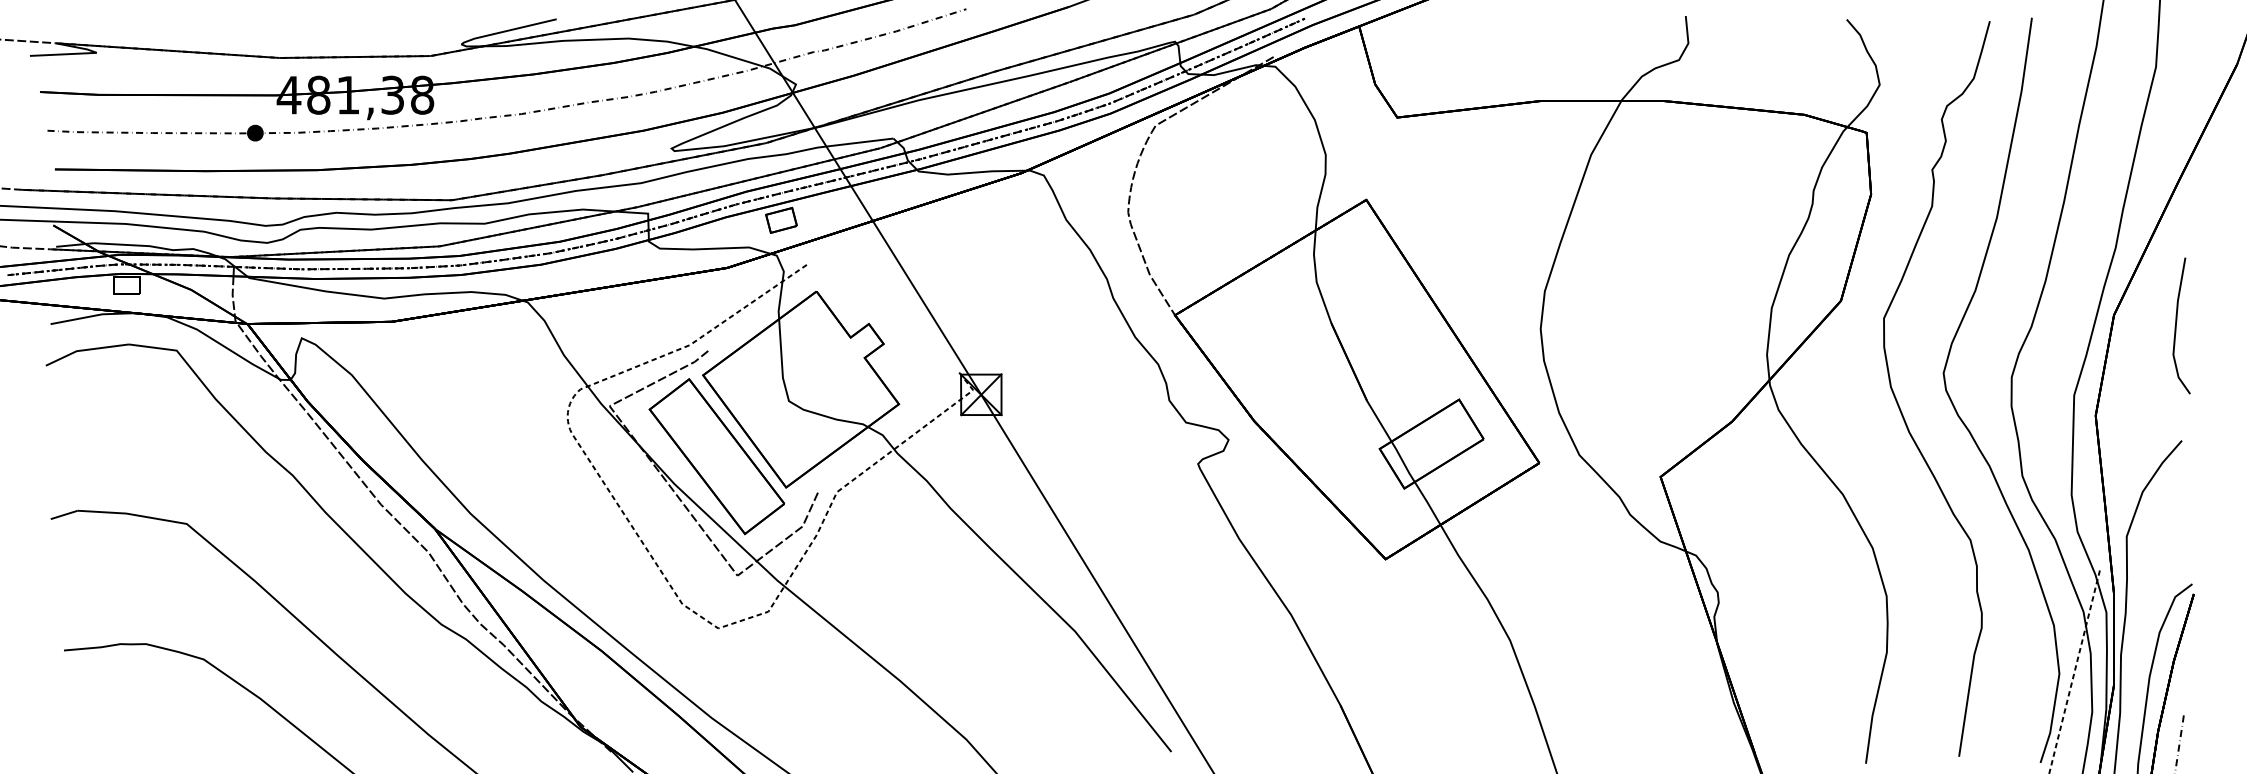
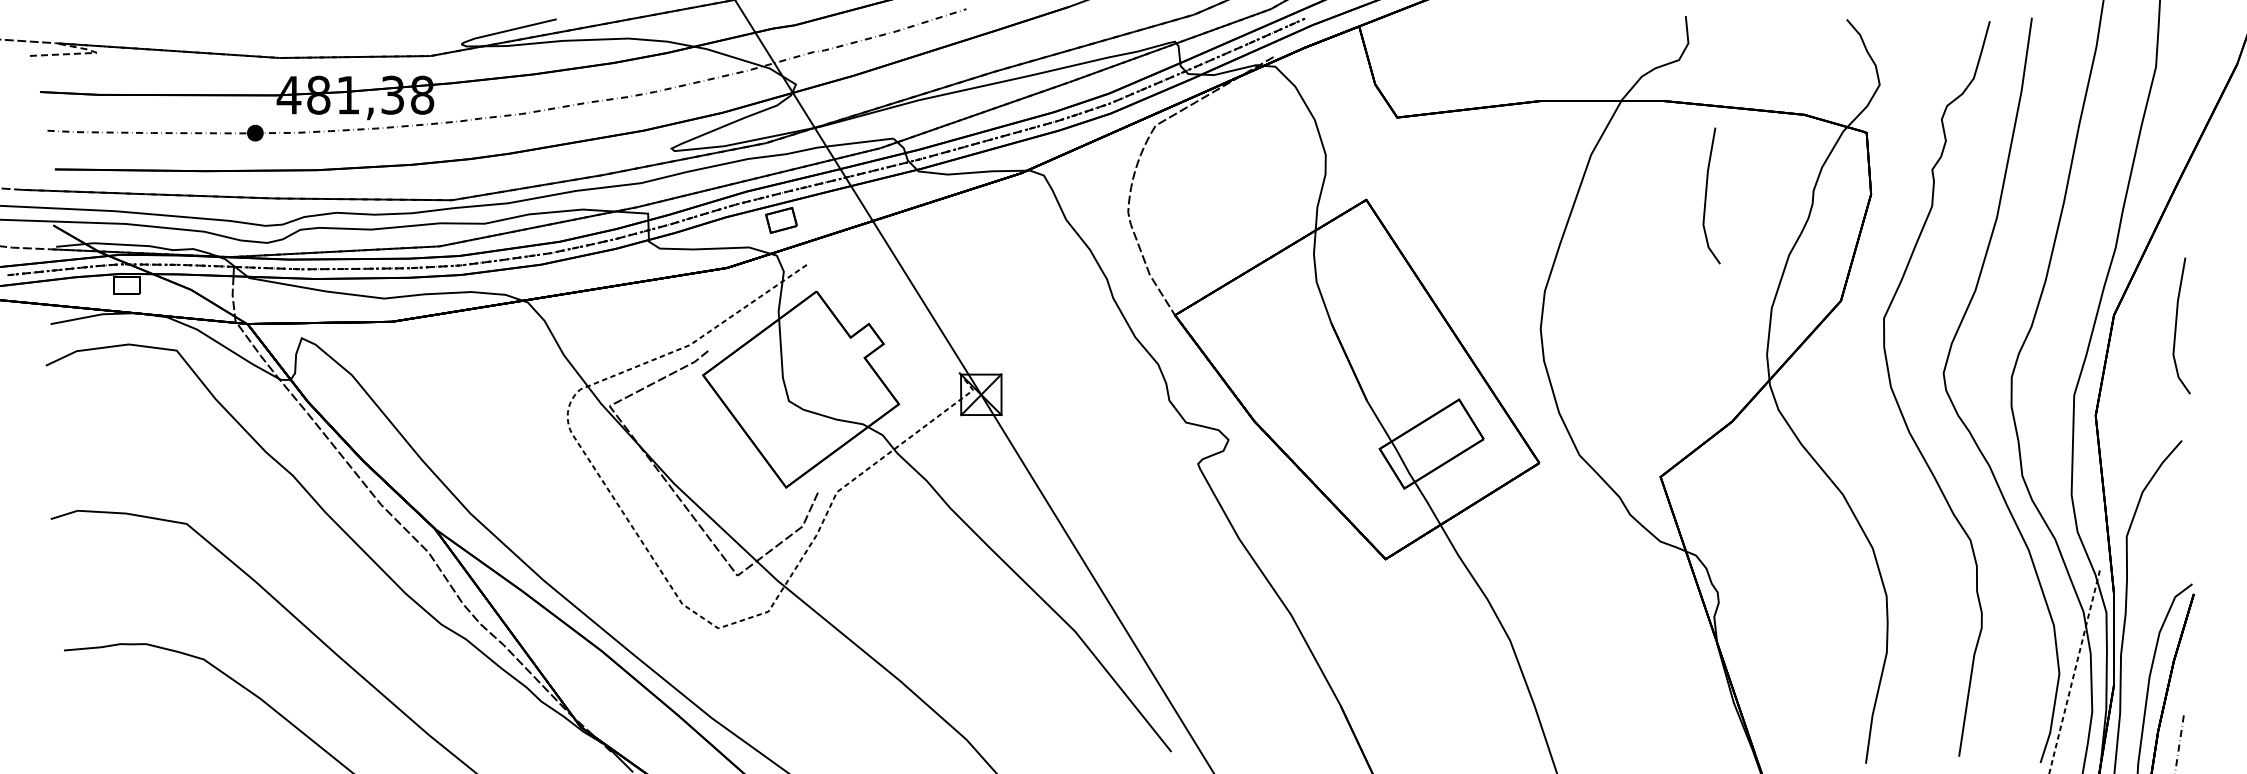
line: solid -> dashed (86, 53)
line: none -> present (1706, 195)
part: present -> none (716, 456)
